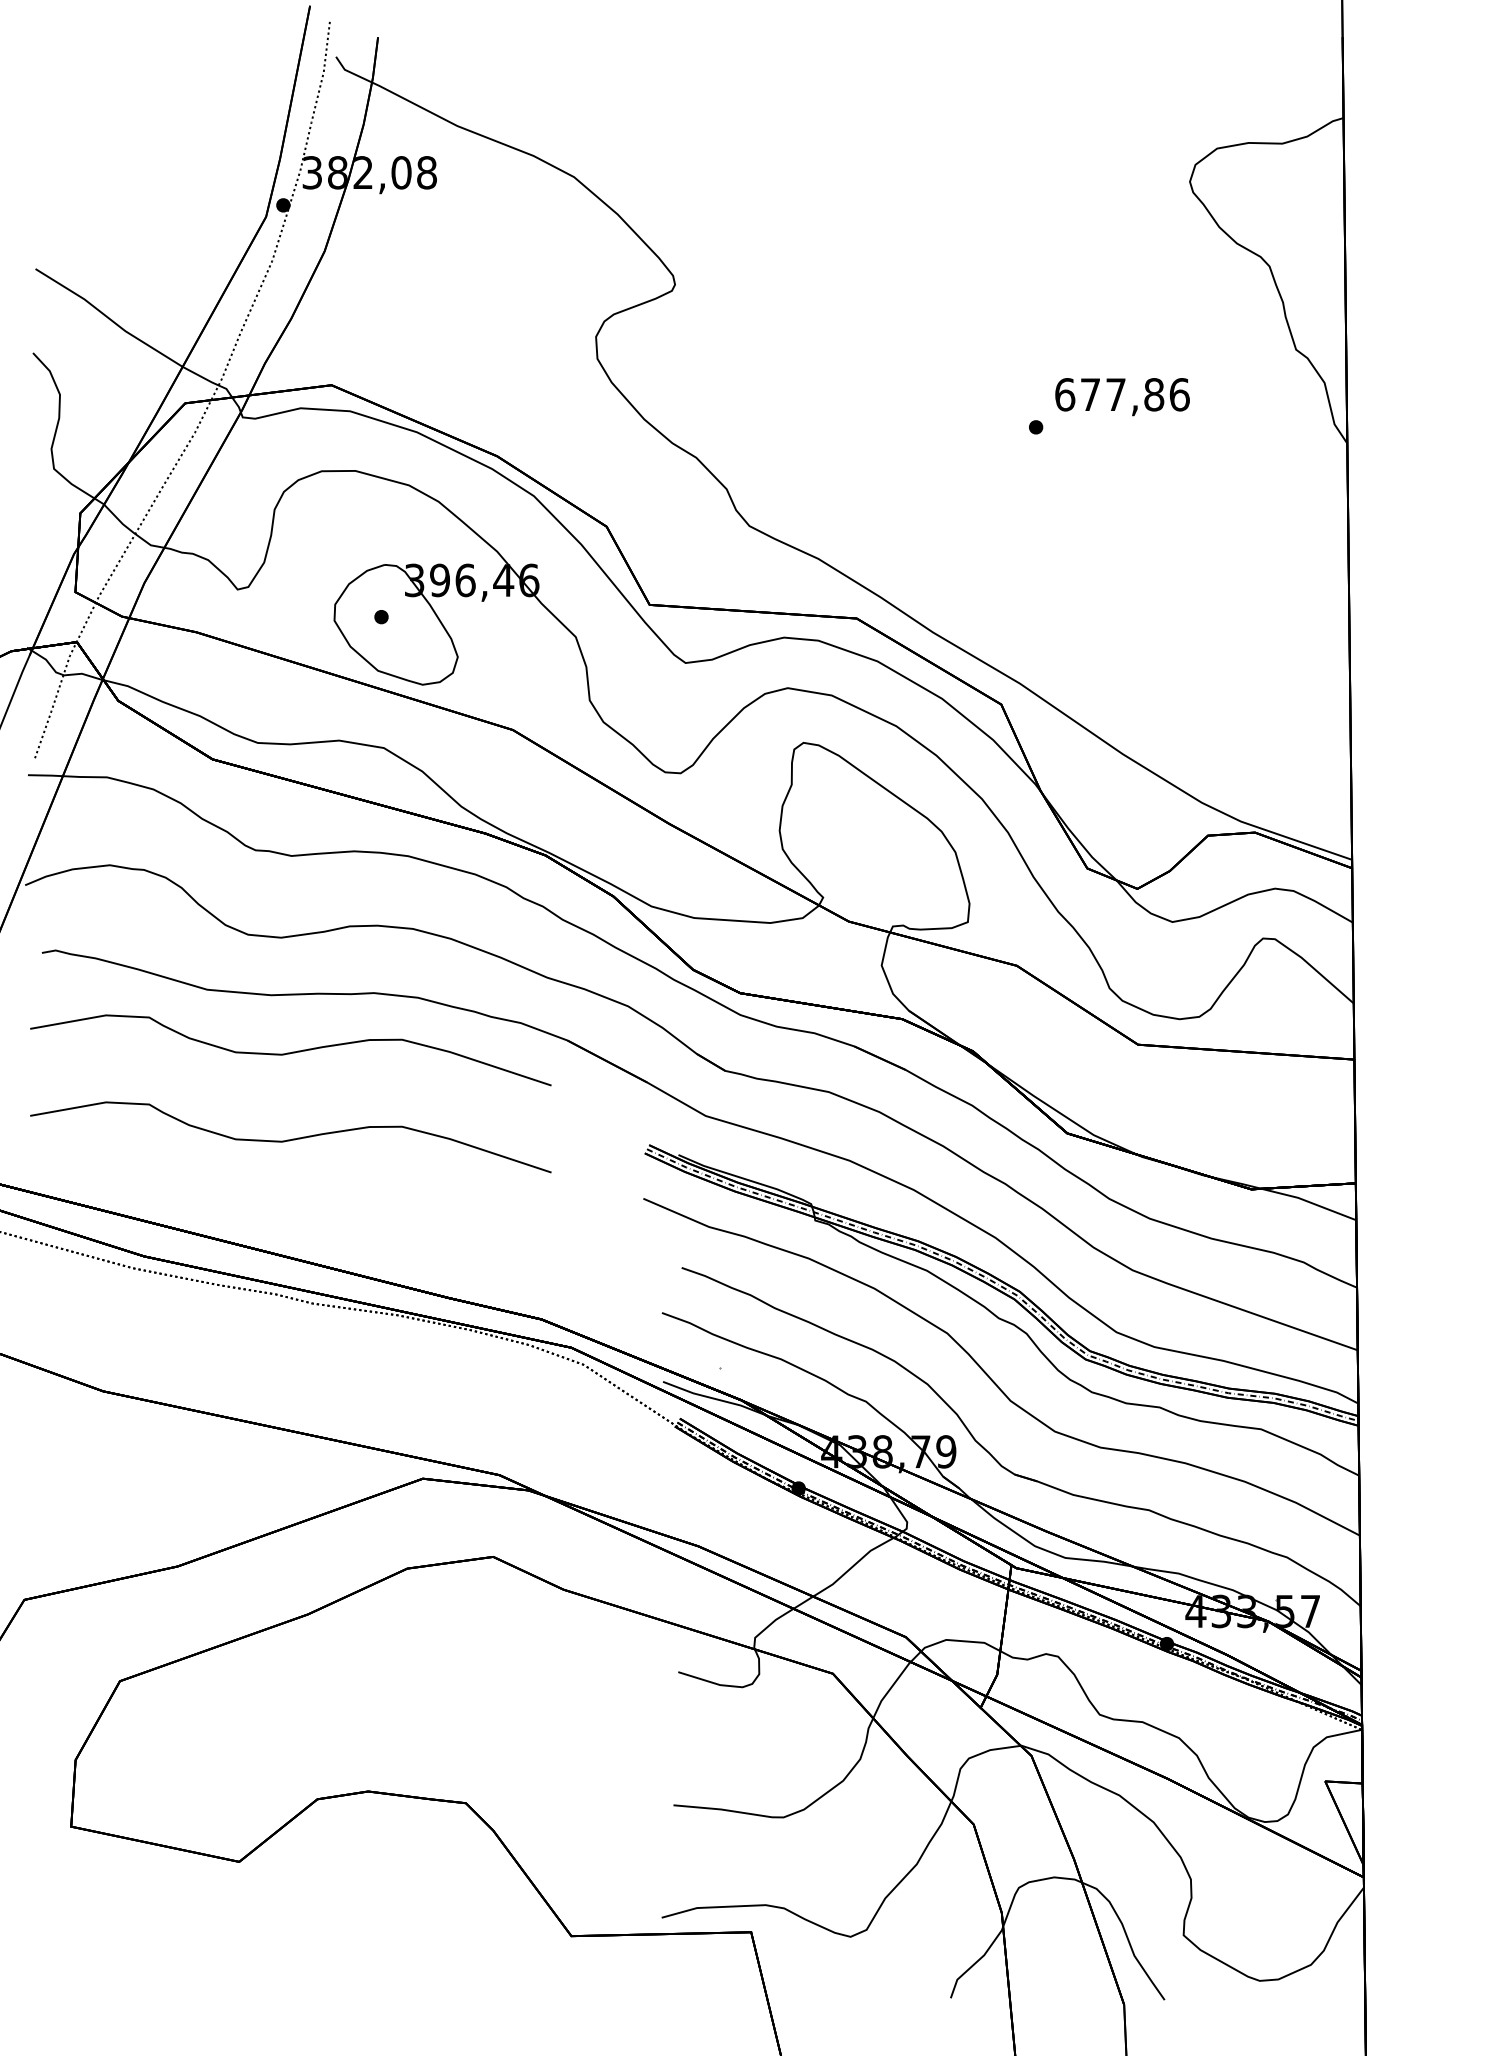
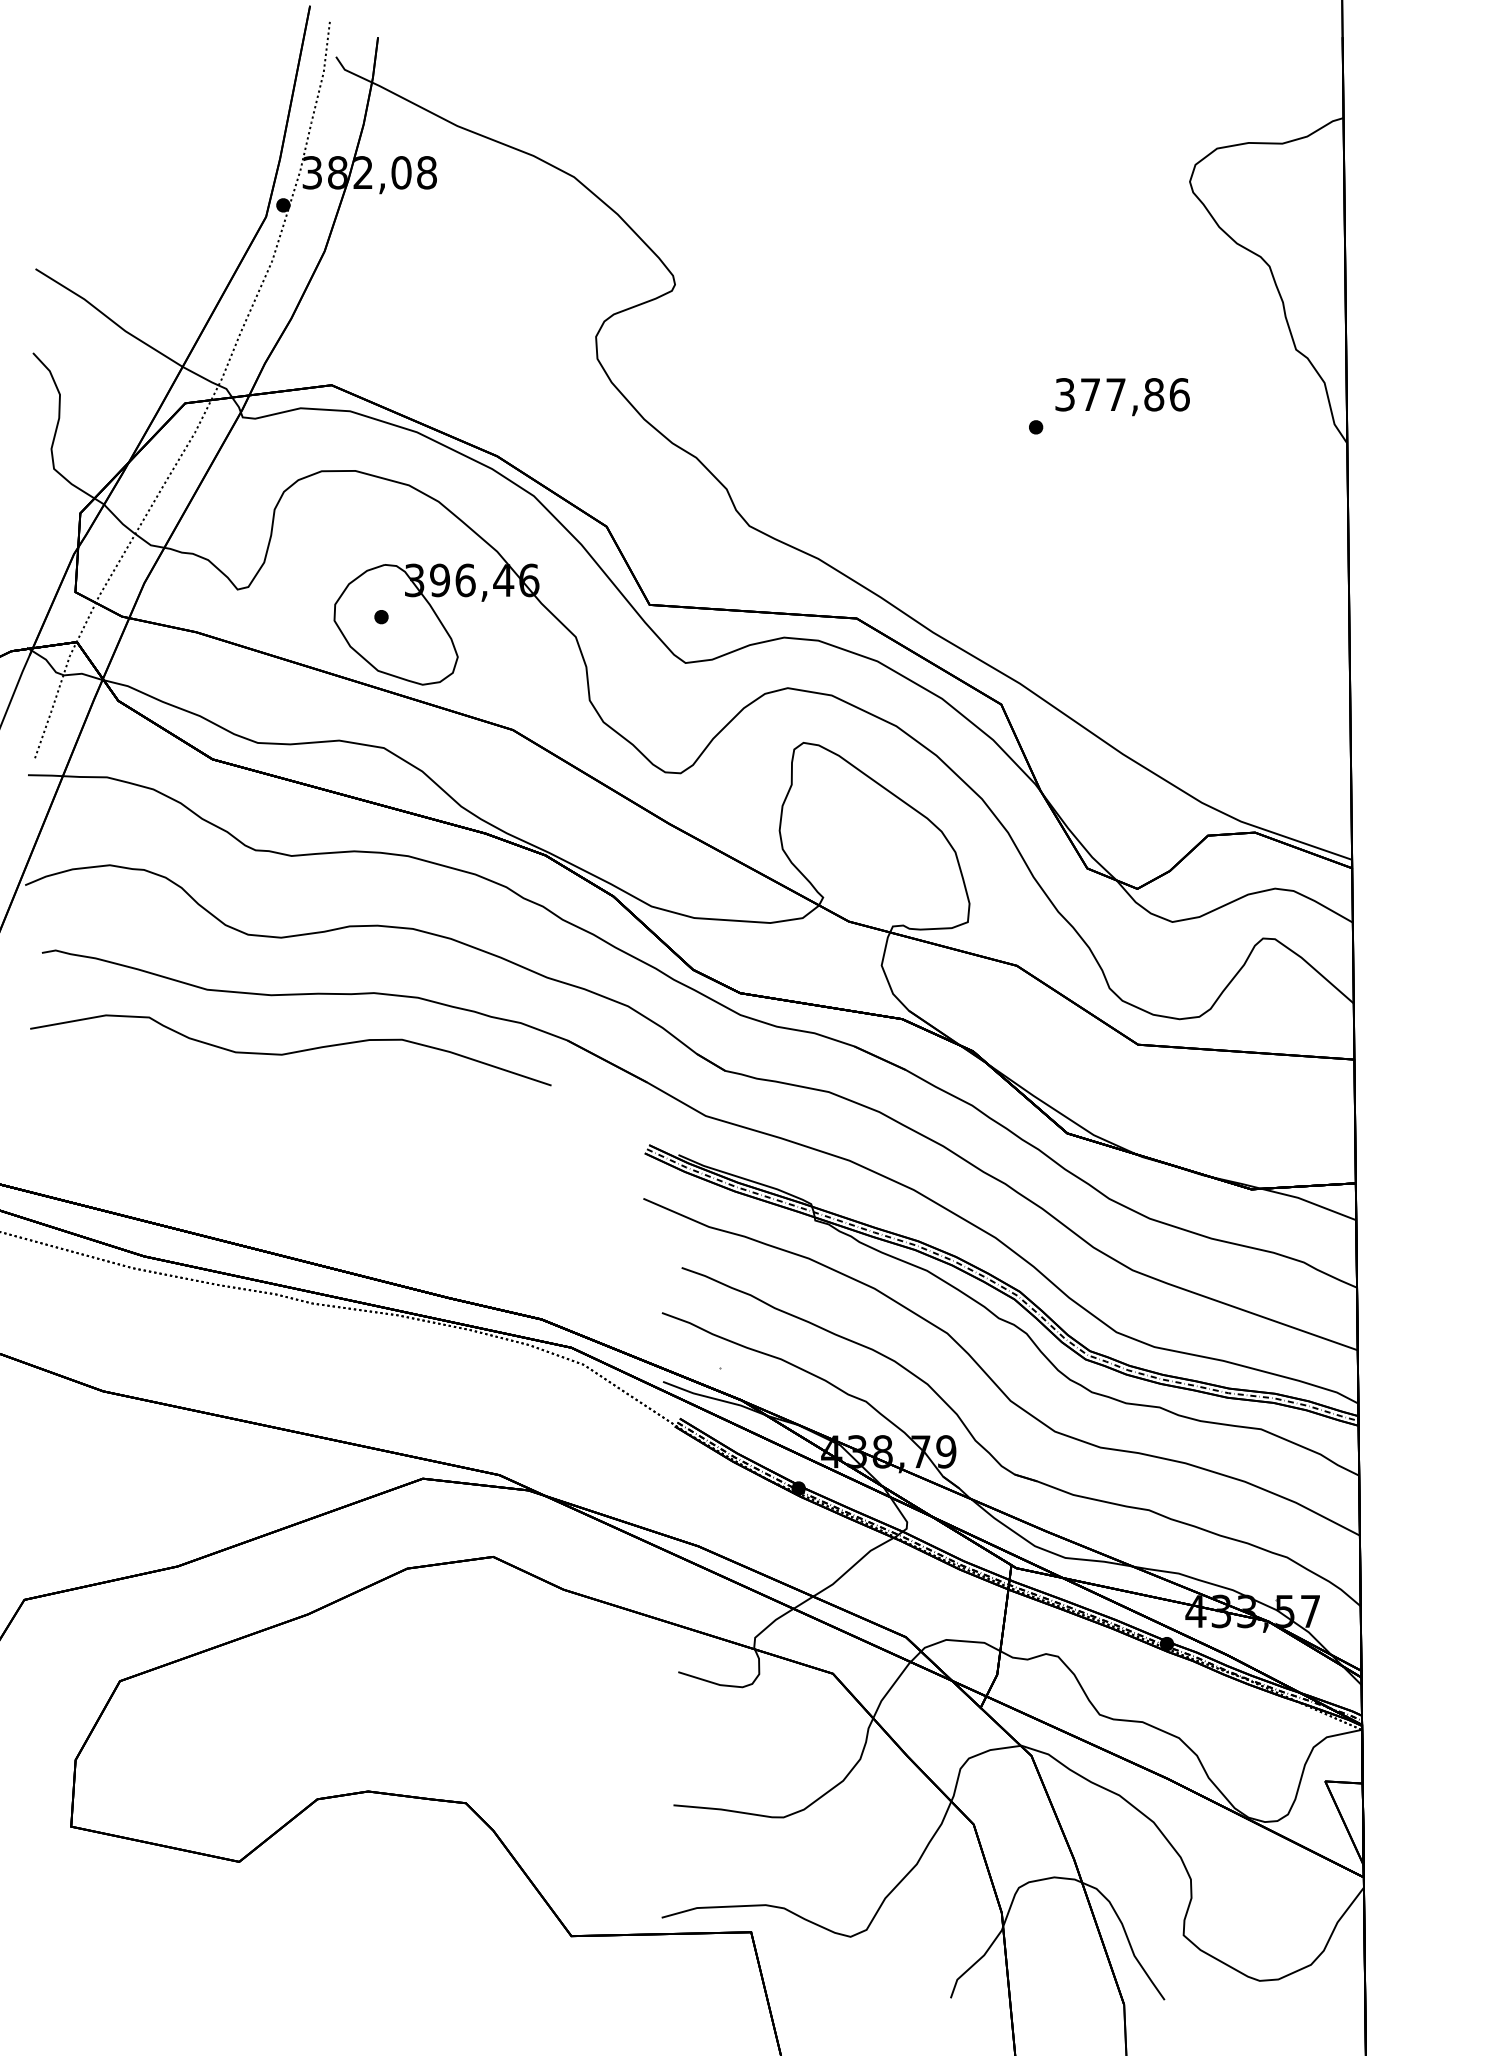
text: 677,86 -> 377,86 (1065, 394)
curve: present -> none (290, 1139)
